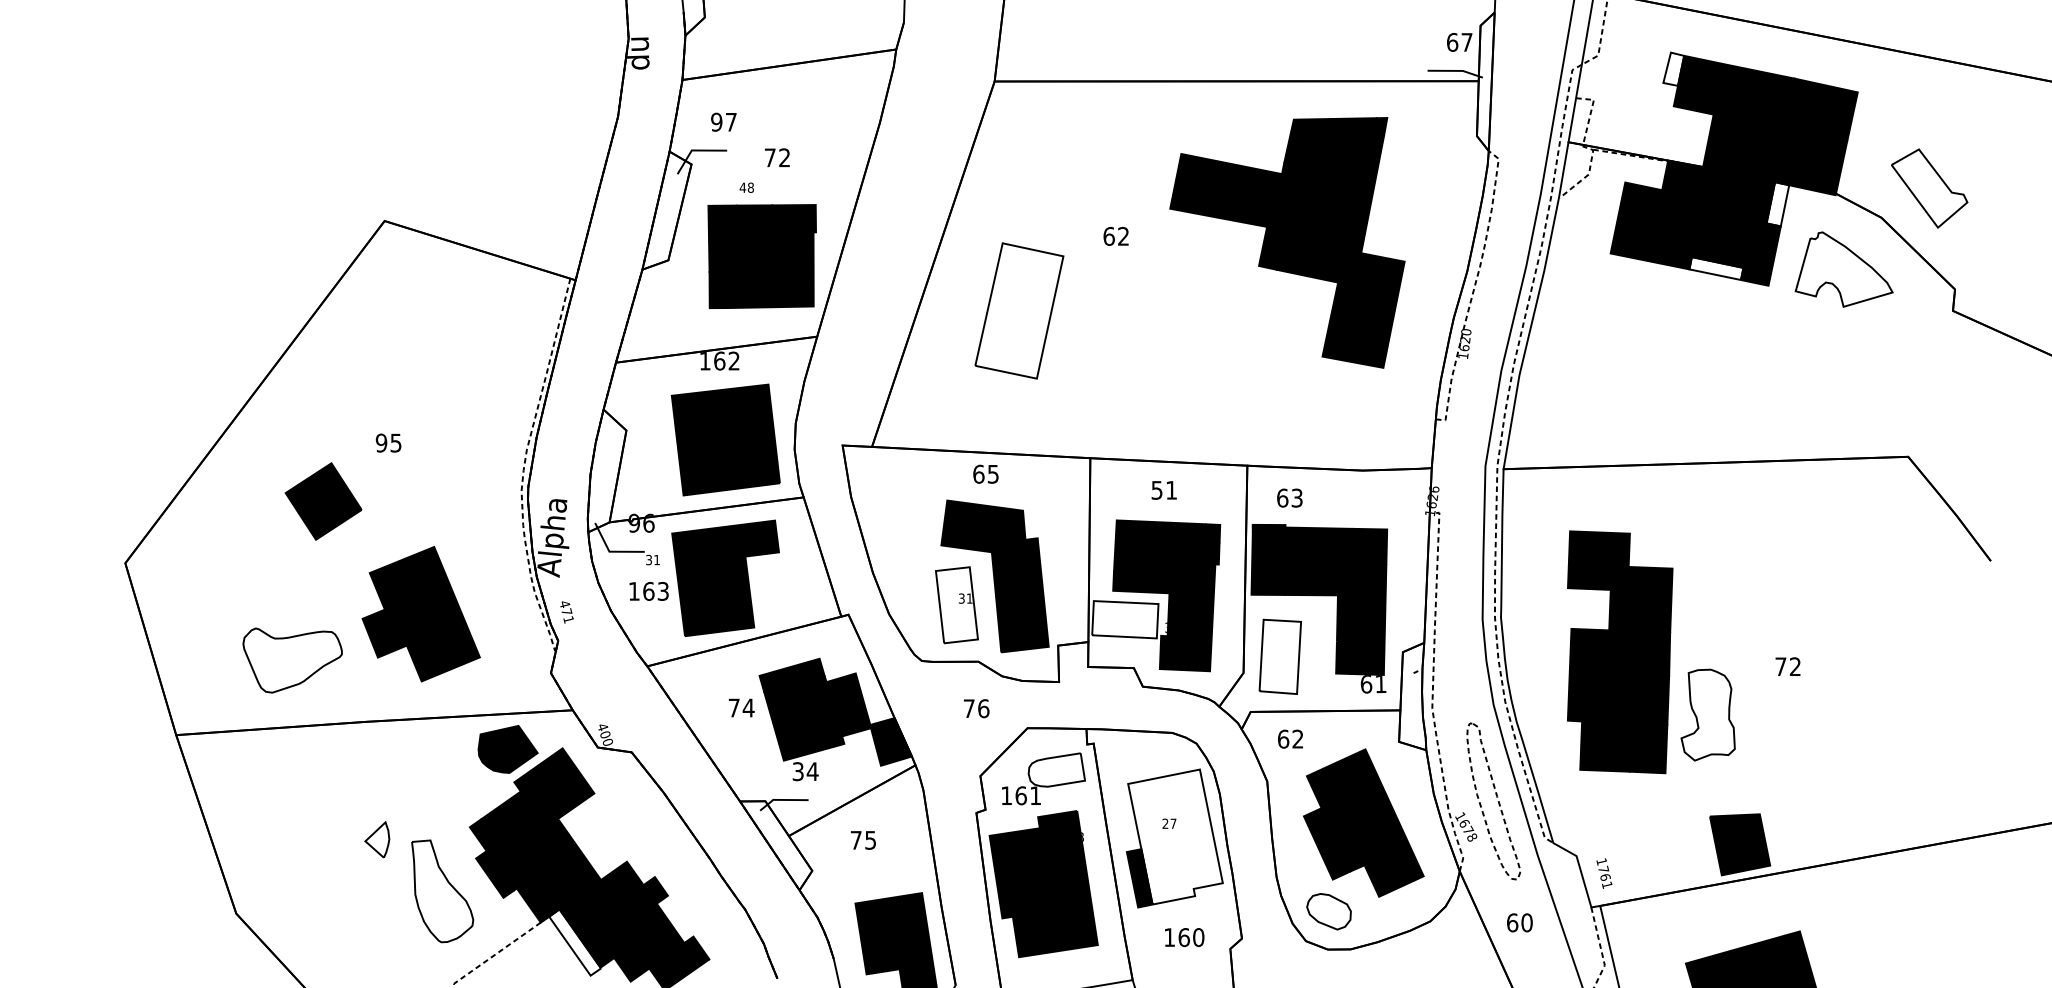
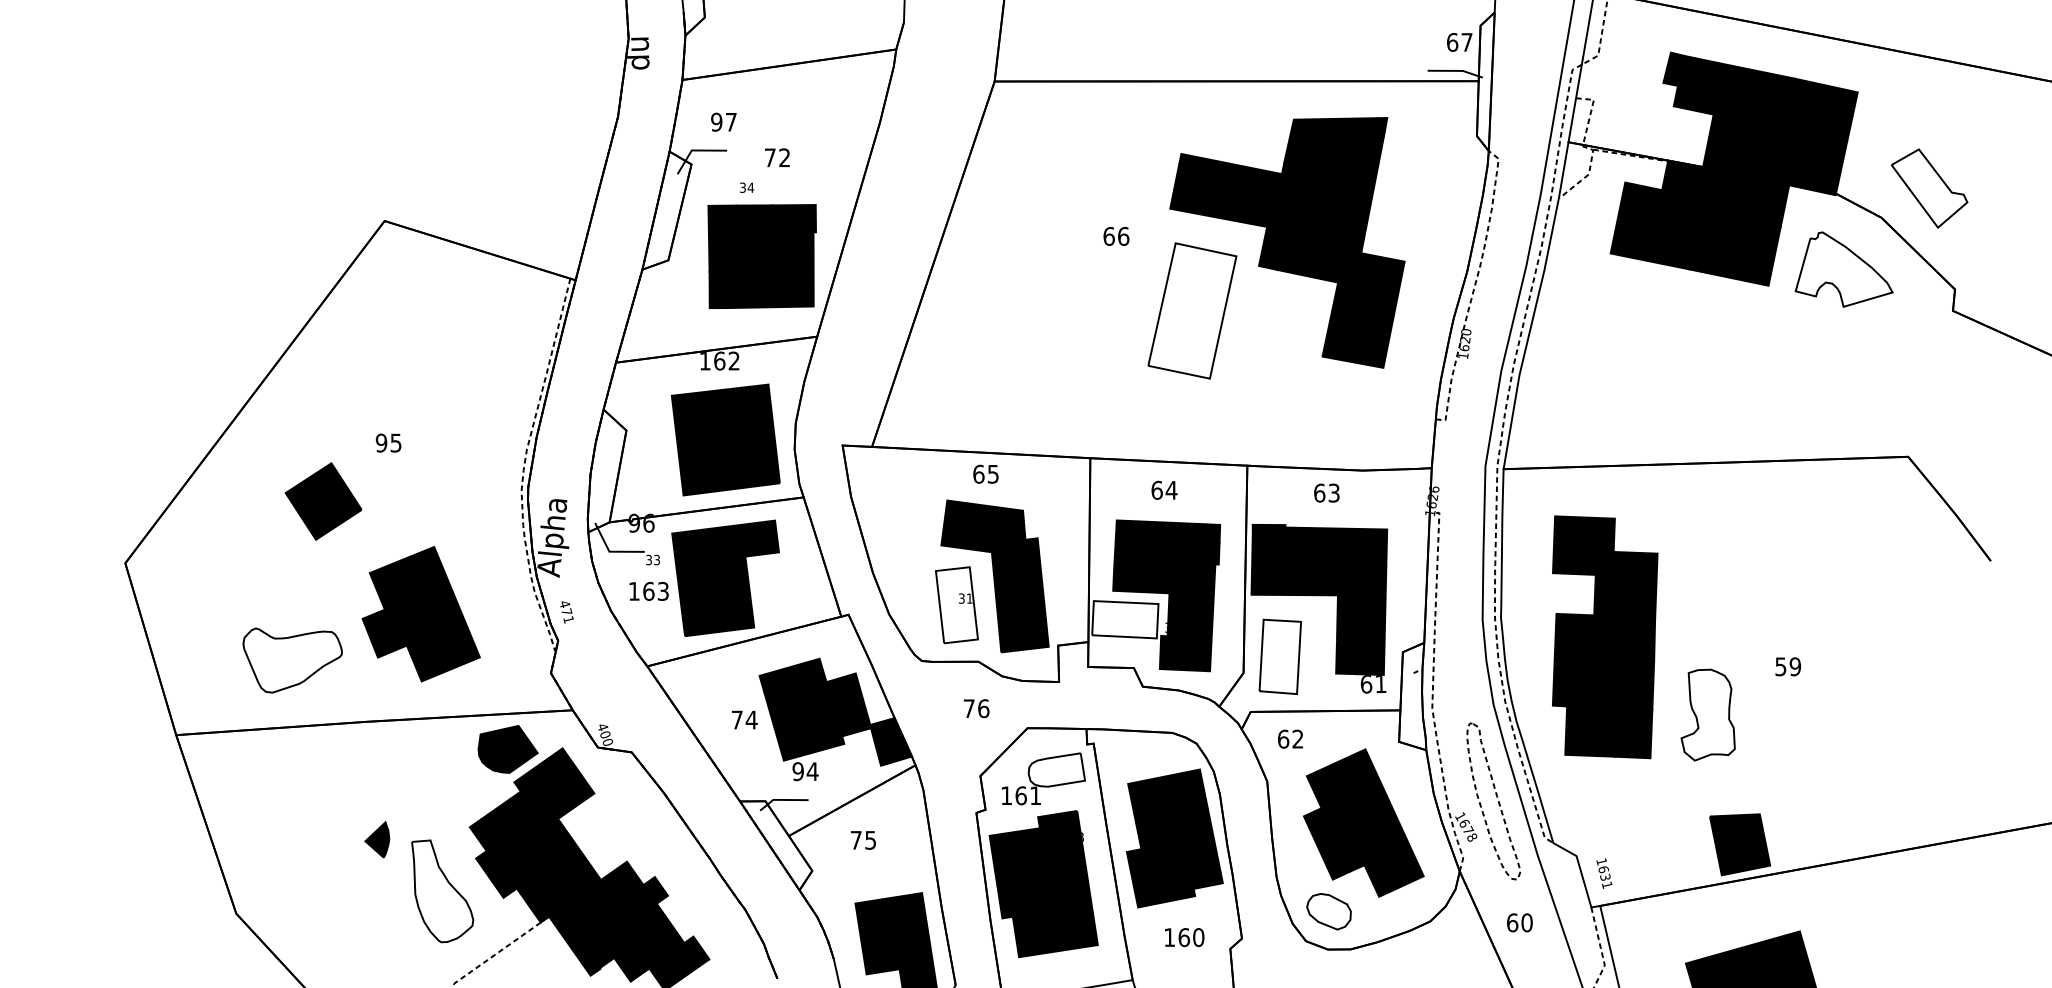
fill: none -> present (1673, 68)
text: 48 -> 34 (746, 187)
fill: none -> present (1777, 204)
text: 62 -> 66 (1123, 236)
fill: none -> present (1716, 268)
part position: (1019, 310) -> (1192, 310) (1192, 310)
text: 51 -> 64 (1164, 489)
text position: (1289, 497) -> (1326, 492) (1326, 492)
text: 31 -> 33 (656, 559)
part position: (1620, 652) -> (1605, 637) (1605, 637)
text: 72 -> 59 (1788, 666)
text position: (741, 707) -> (744, 719) (744, 719)
text: 34 -> 94 (797, 771)
fill: none -> present (1175, 836)
fill: none -> present (377, 839)
text: 1761 -> 1631 (1604, 872)
fill: none -> present (575, 942)
